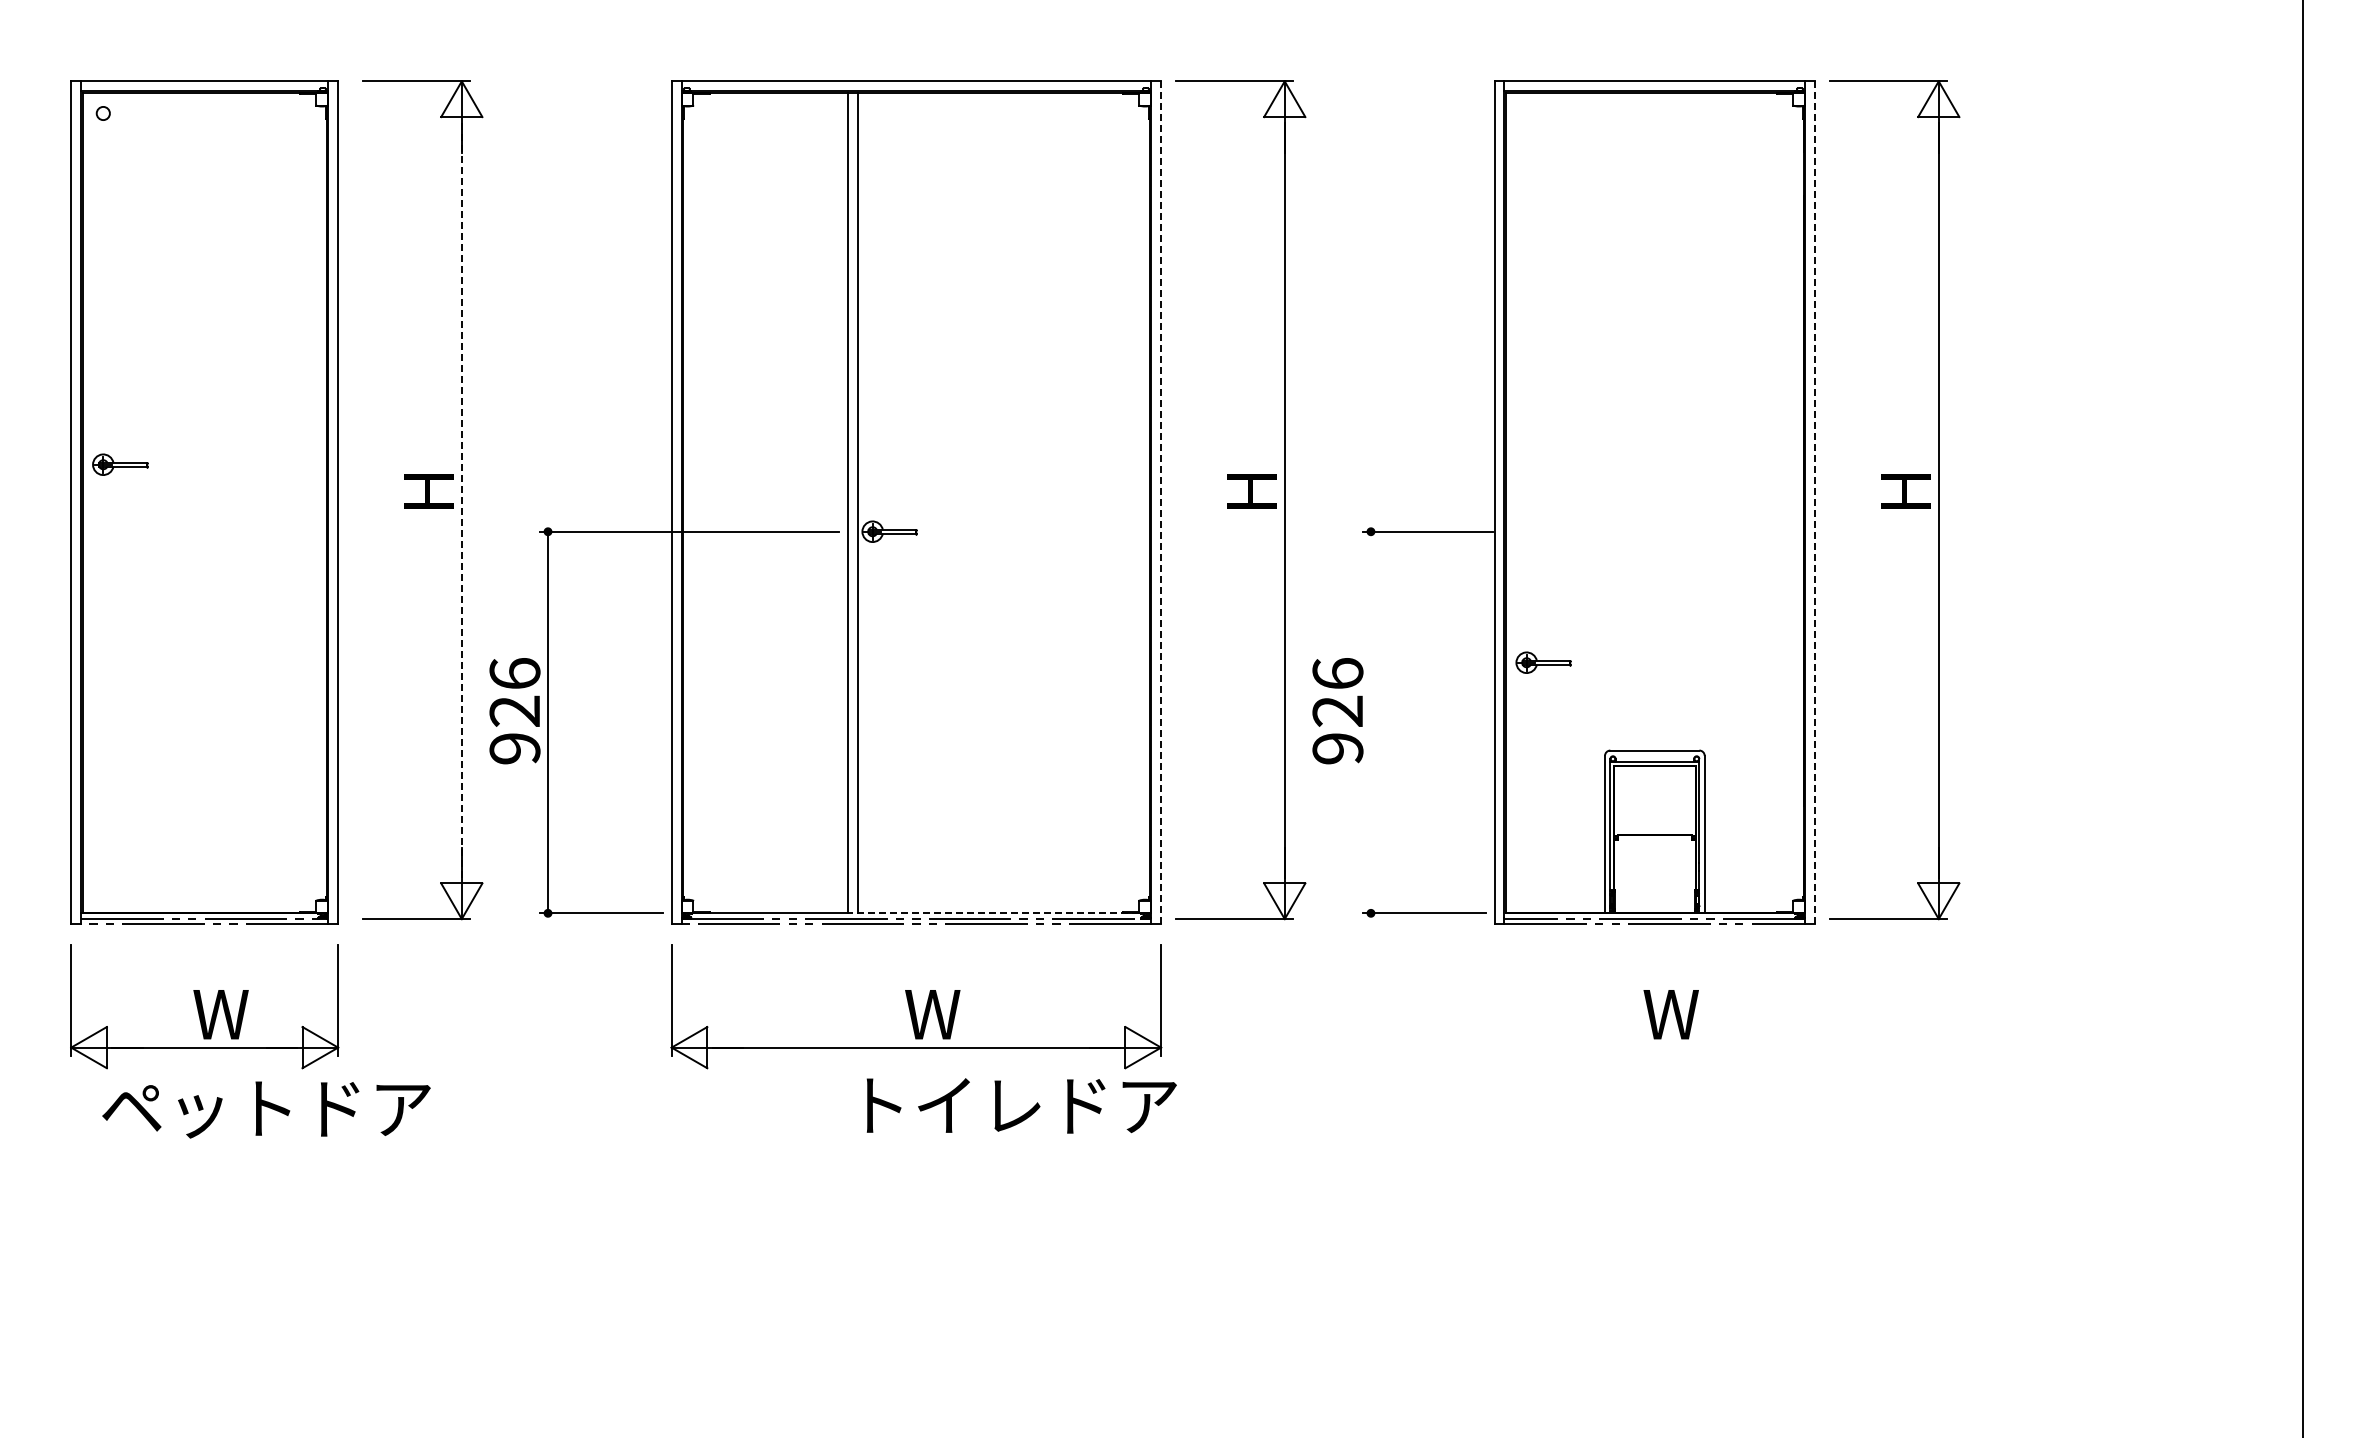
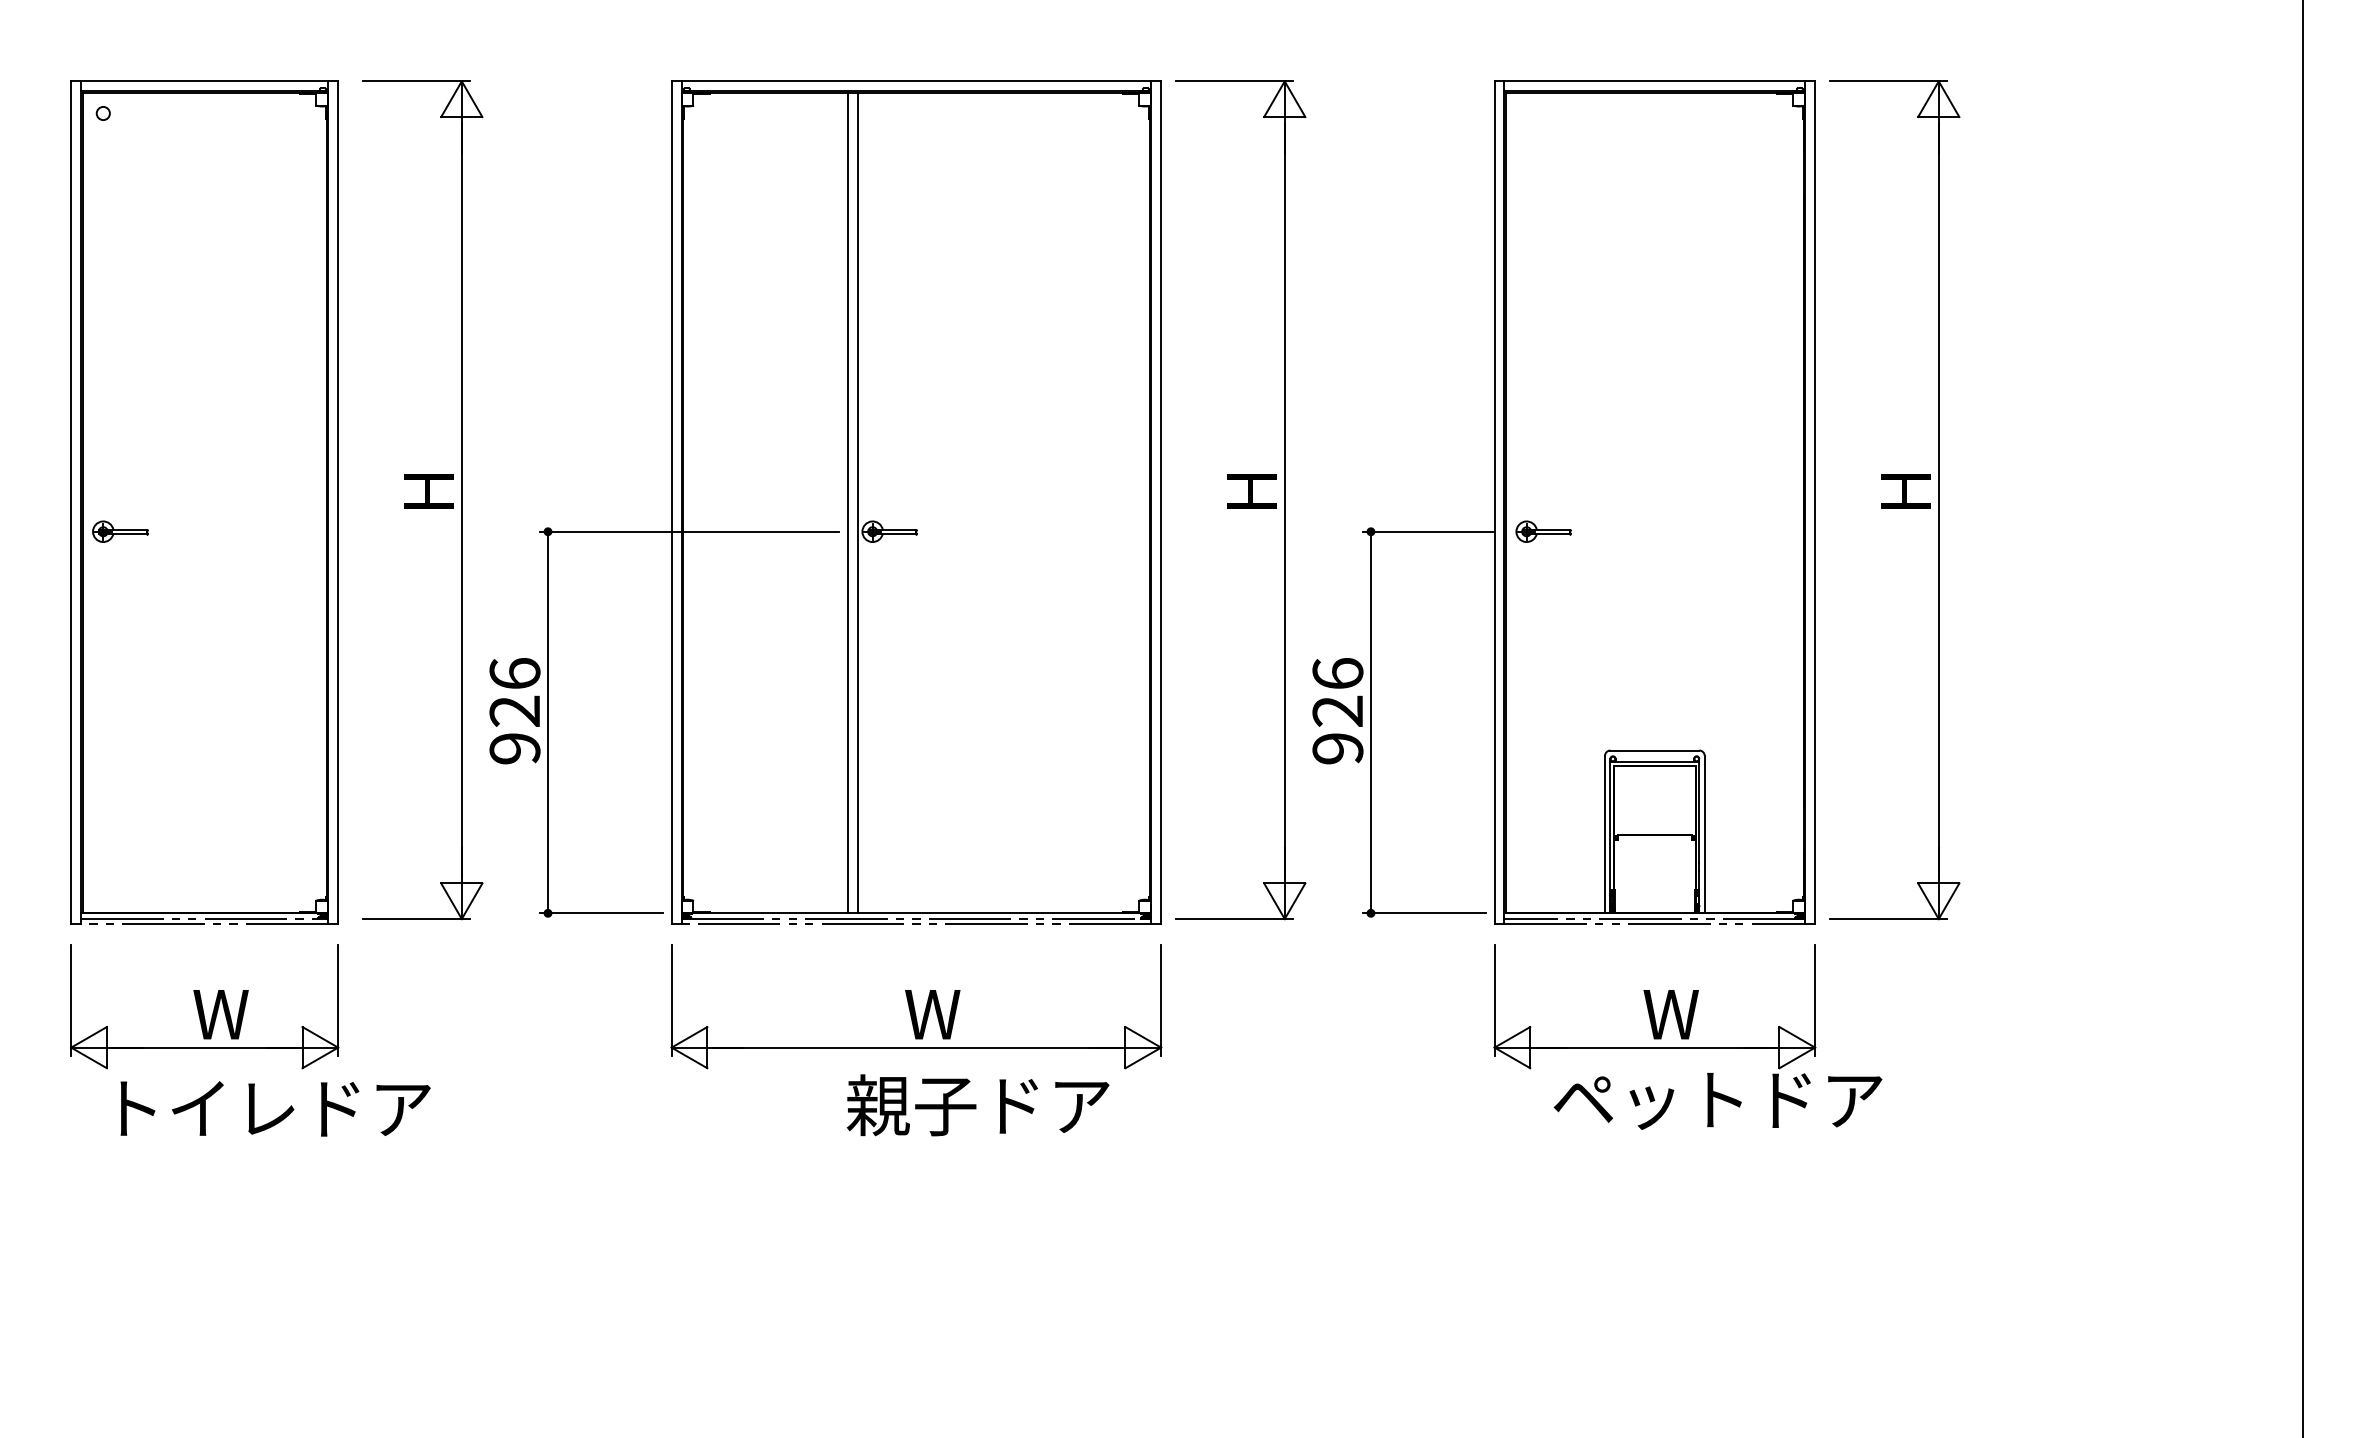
part position: (120, 464) -> (120, 531) (120, 531)
line: dashed -> solid (461, 500)
line: dashed -> solid (1815, 502)
line: dashed -> solid (1161, 503)
part position: (1543, 662) -> (1543, 531) (1543, 531)
line: none -> present (1370, 722)
line: dashed -> solid (998, 913)
part: none -> present (1687, 1047)
text: トイレドア -> 親子ドア (1011, 1105)
text: ペットドア -> トイレドア (198, 1109)
